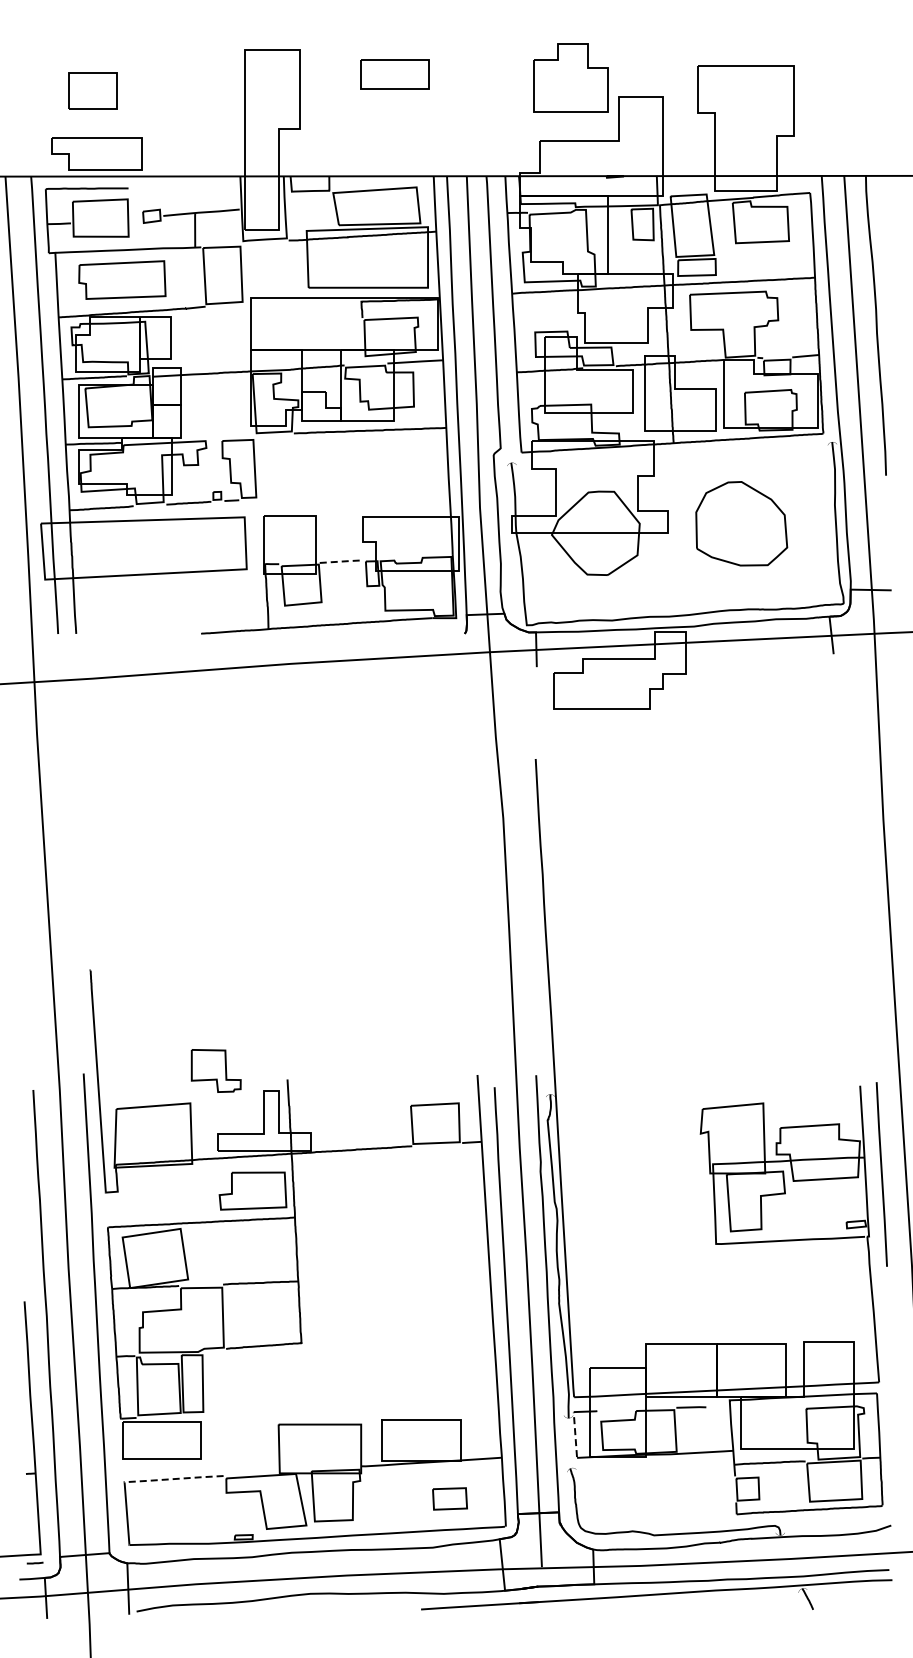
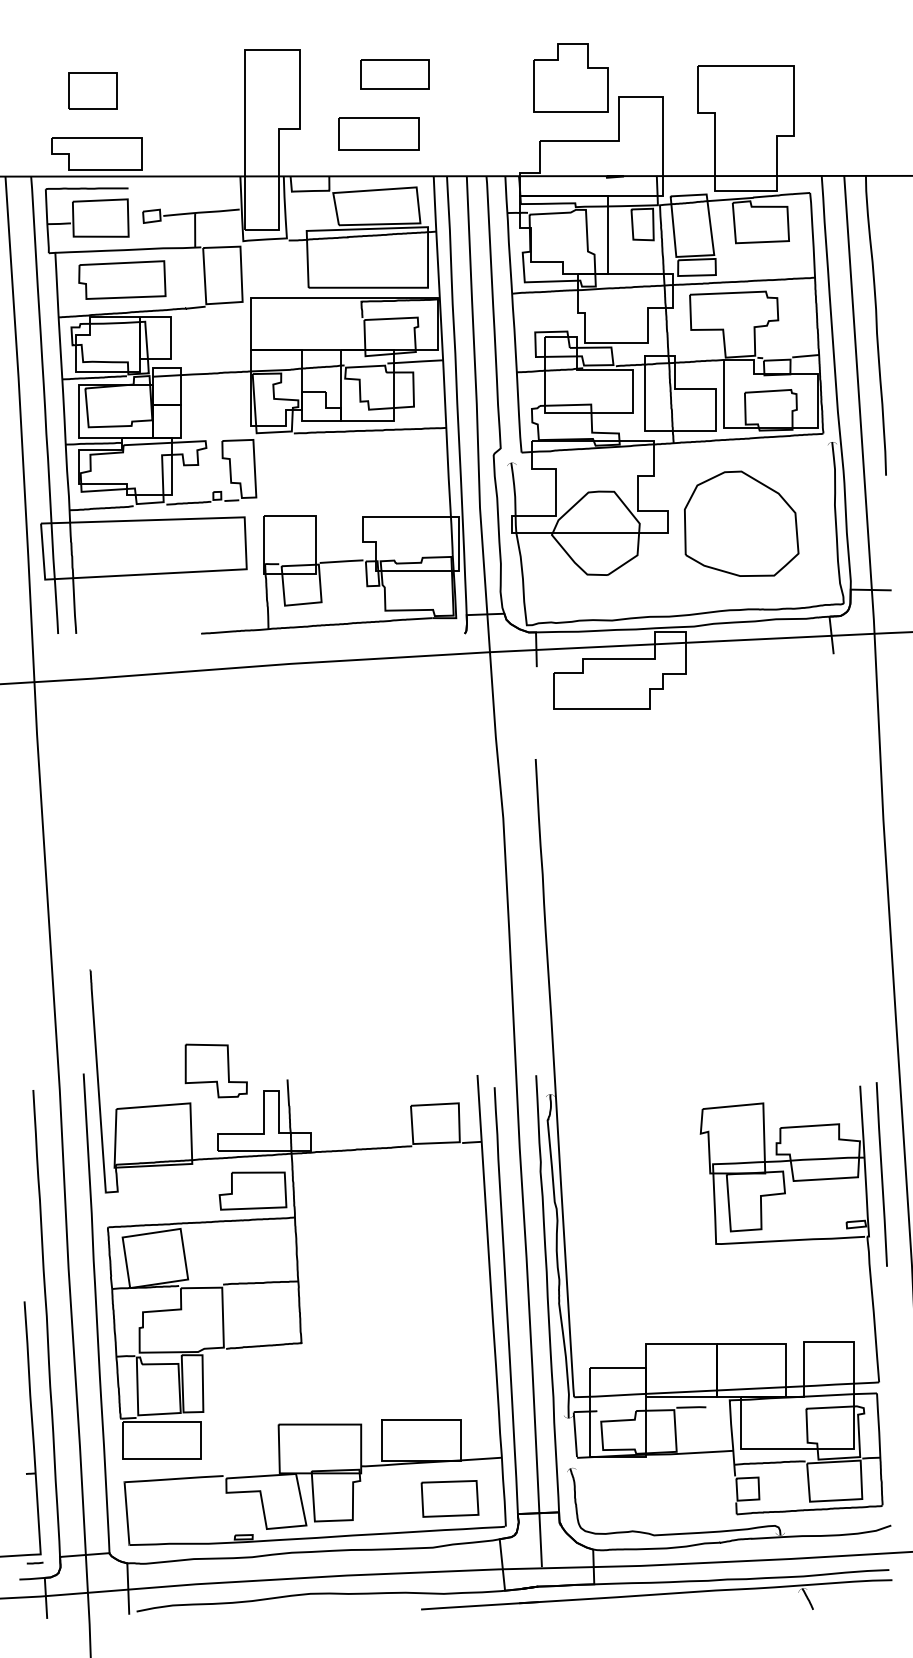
part: none -> present (378, 133)
part size: 94x86 px -> 116x107 px (741, 523)
line: dashed -> solid (342, 561)
part size: 52x44 px -> 64x56 px (215, 1070)
line: dashed -> solid (575, 1434)
line: dashed -> solid (173, 1479)
part size: 36x24 px -> 60x38 px (449, 1498)
